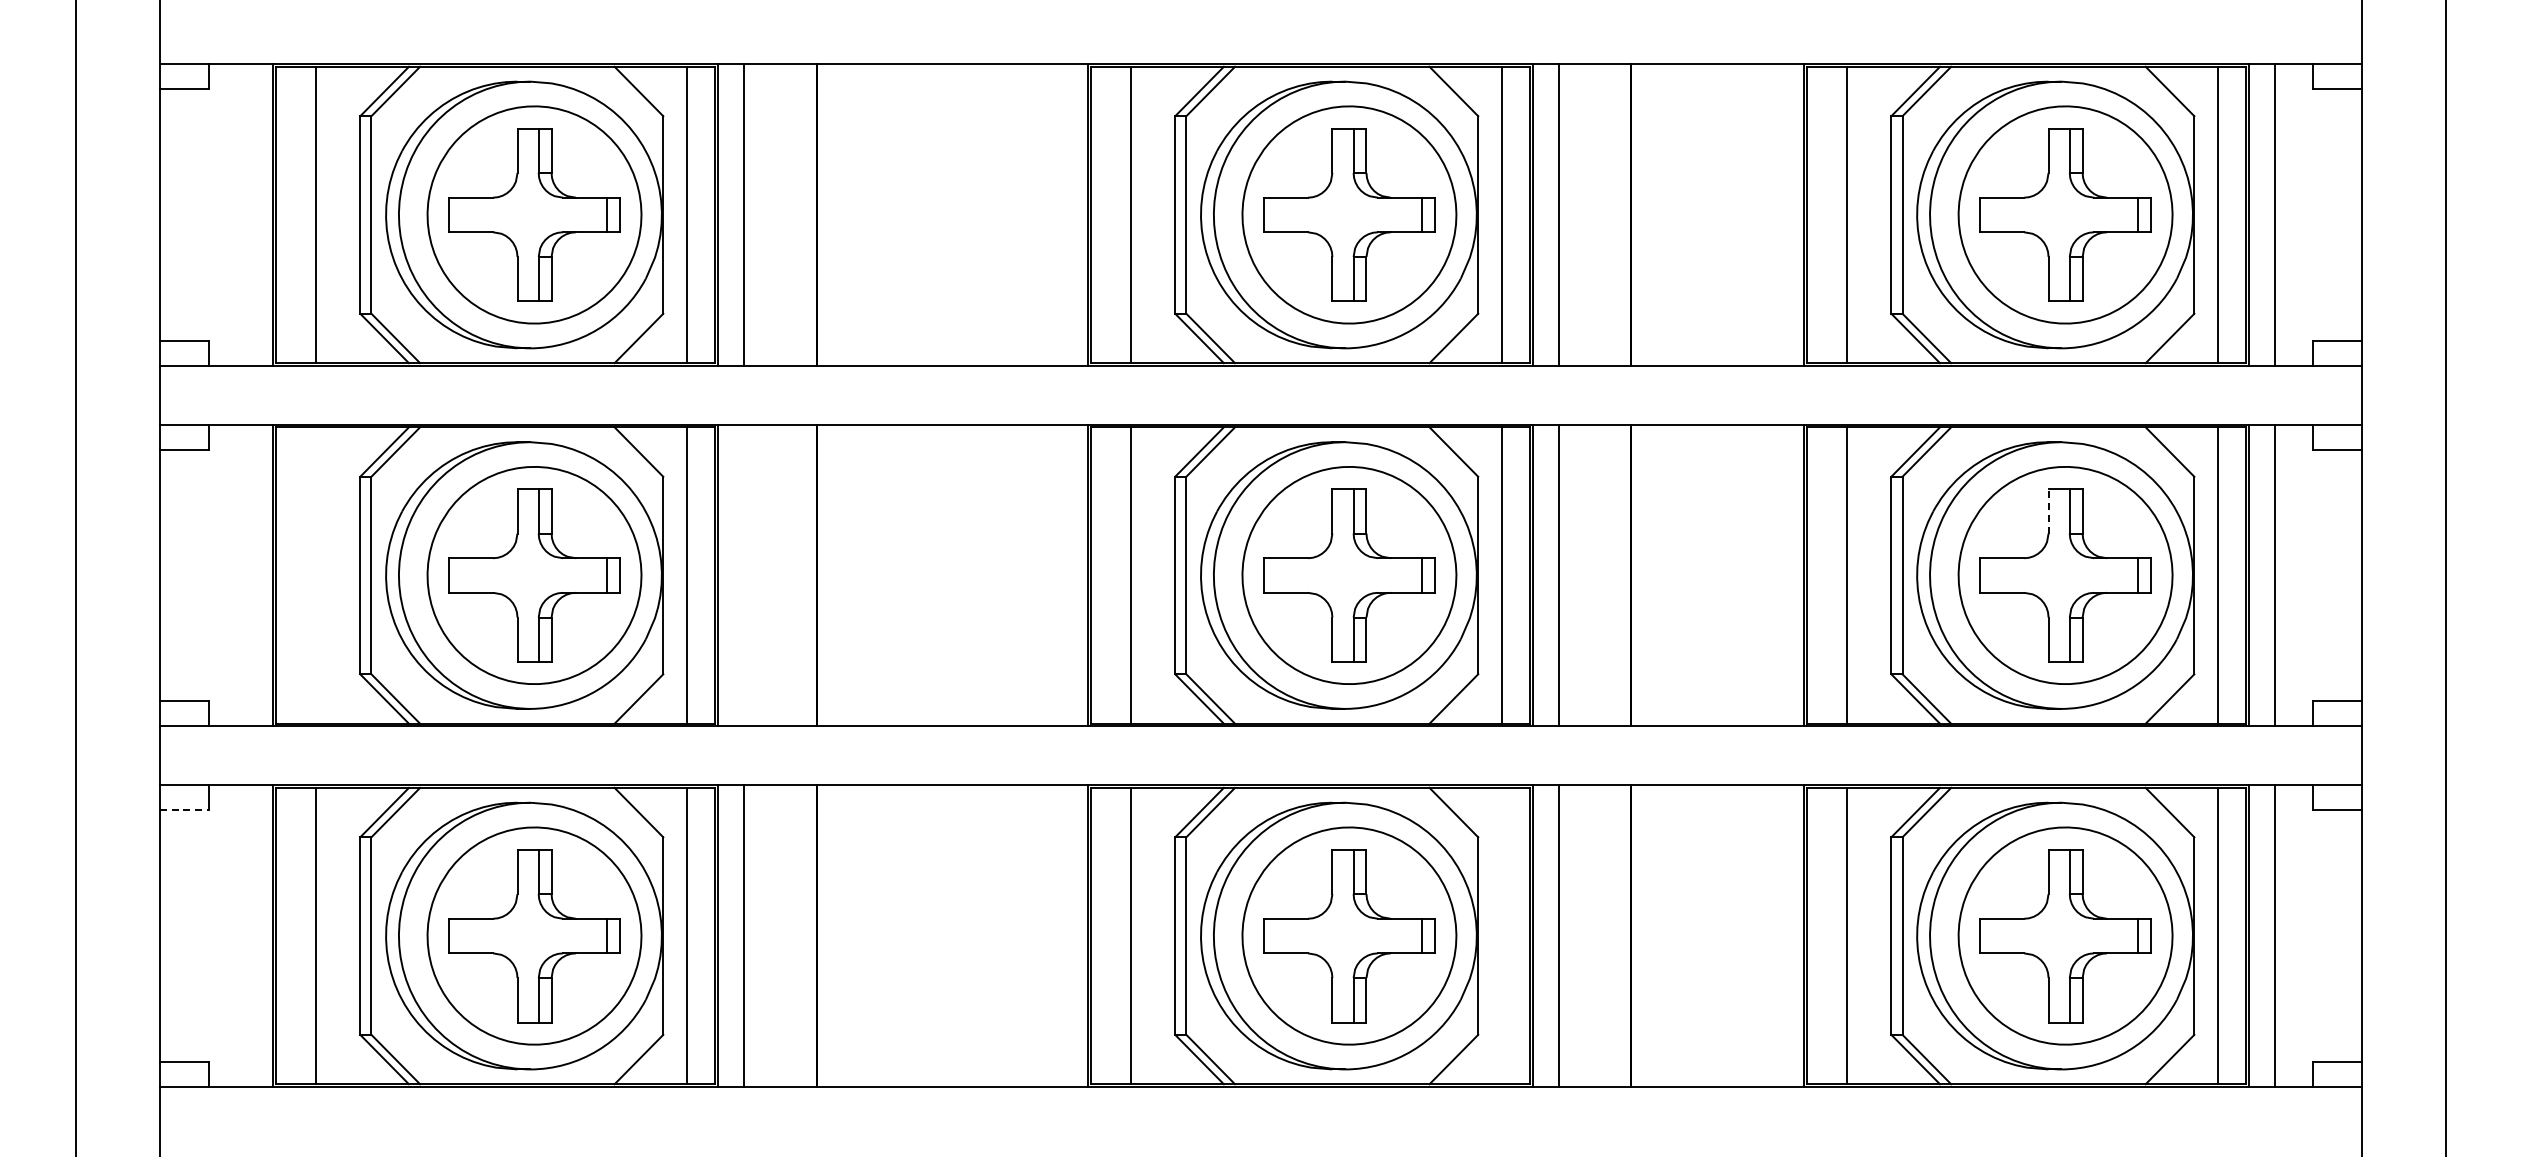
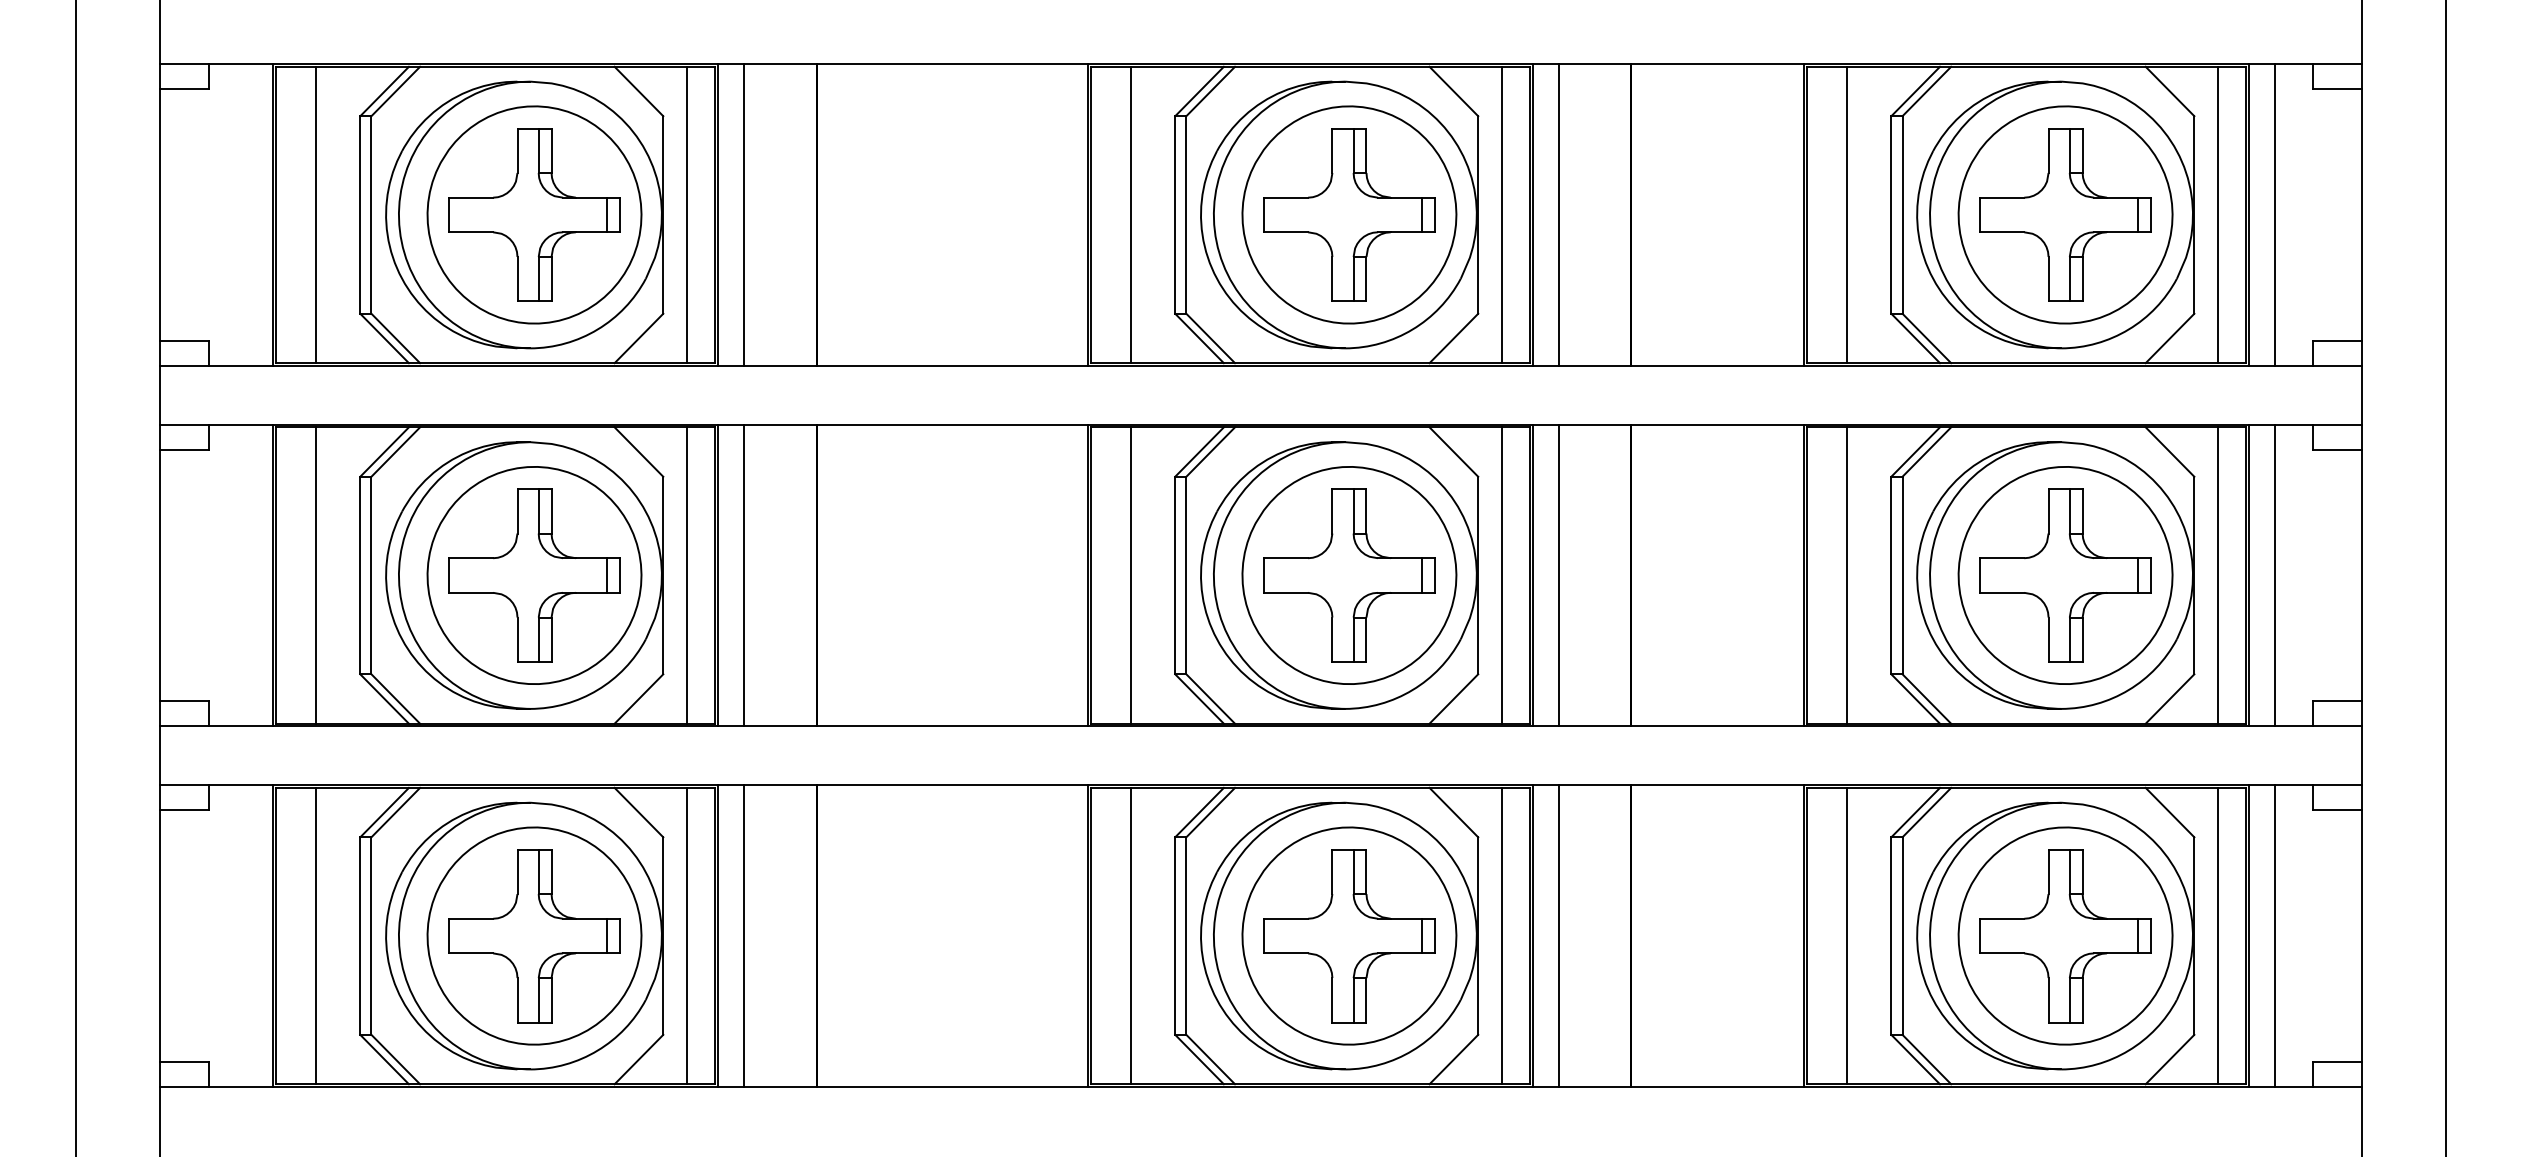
line: dashed -> solid (2048, 510)
line: none -> present (316, 575)
line: none -> present (743, 575)
line: dashed -> solid (184, 810)
line: none -> present (1501, 935)
